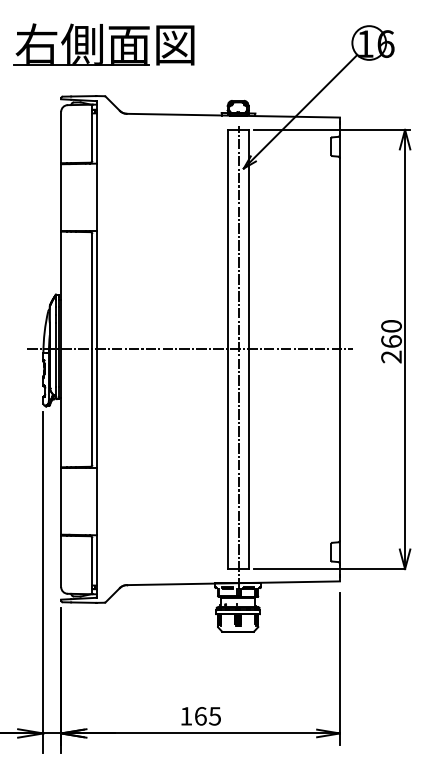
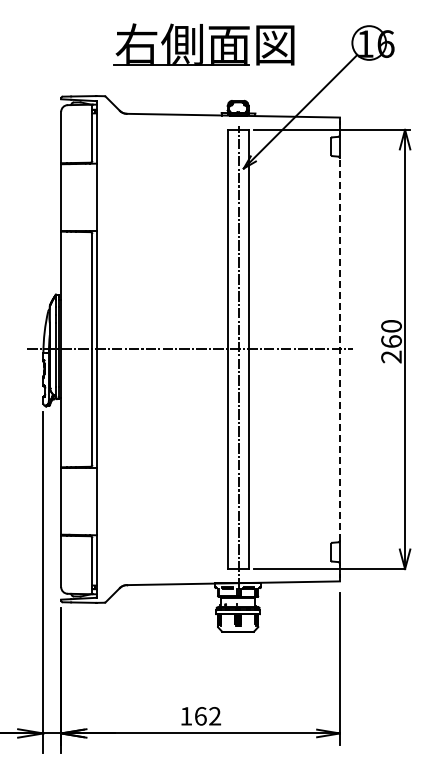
part position: (103, 44) -> (203, 44) (203, 44)
line: solid -> dashed (339, 348)
text: 165 -> 162 (215, 716)
